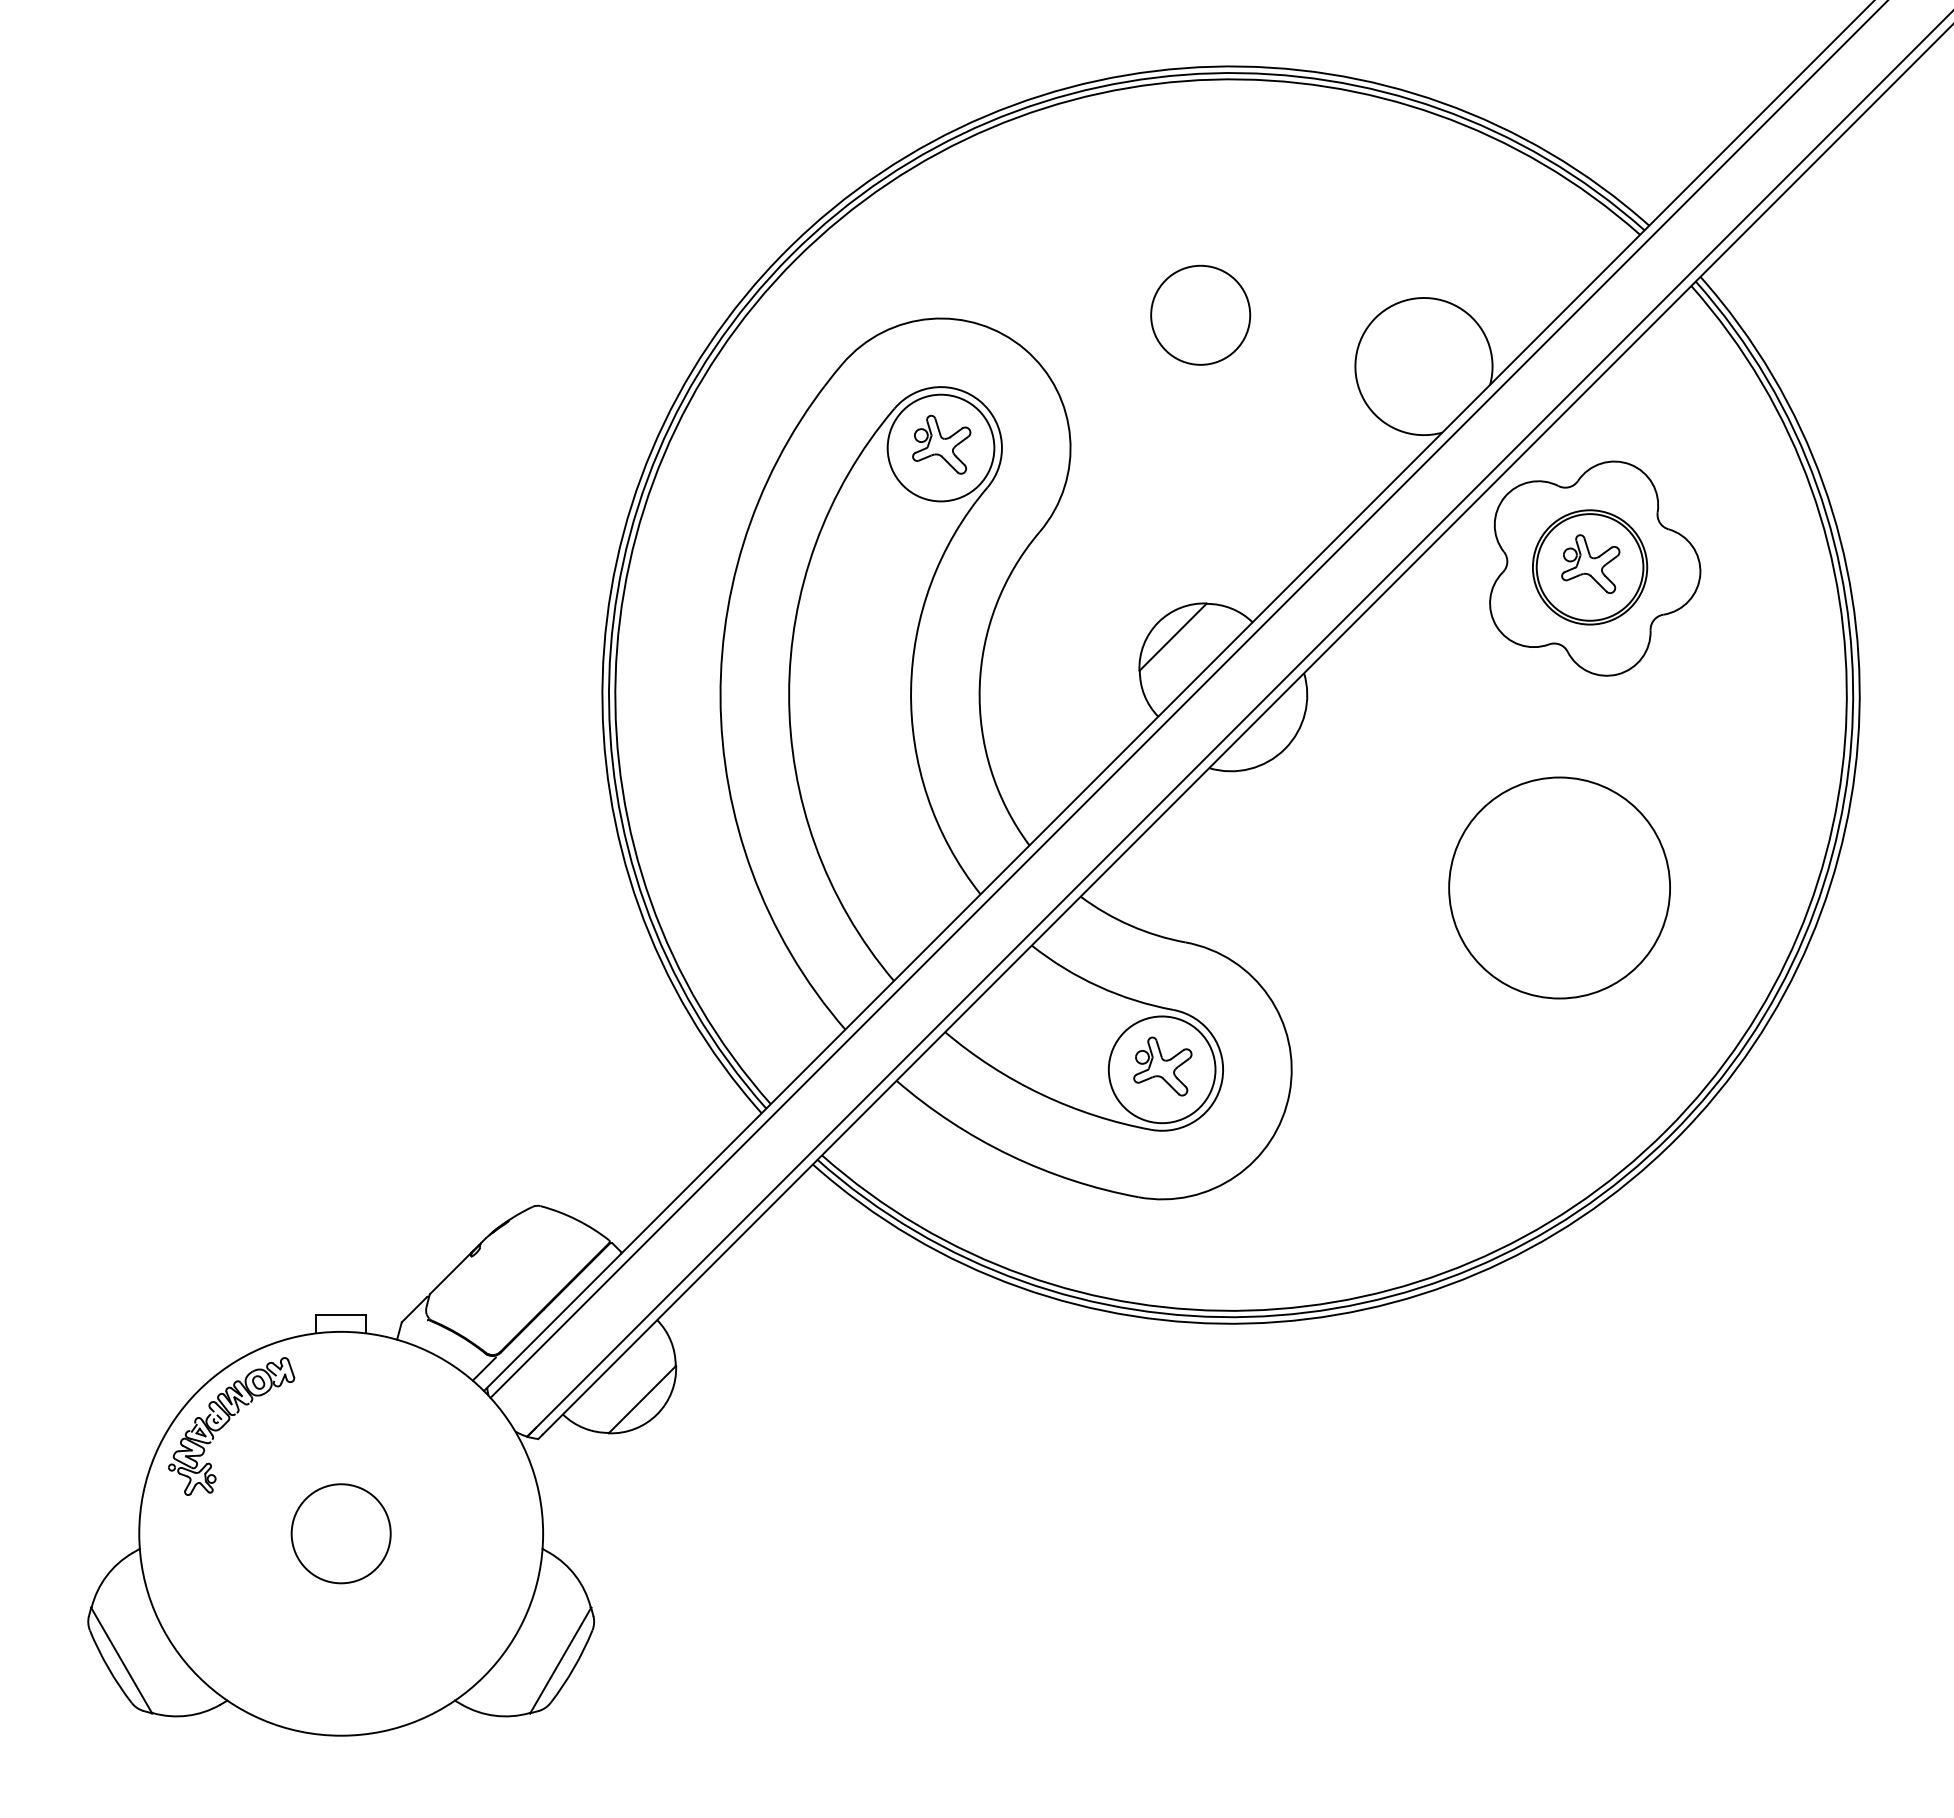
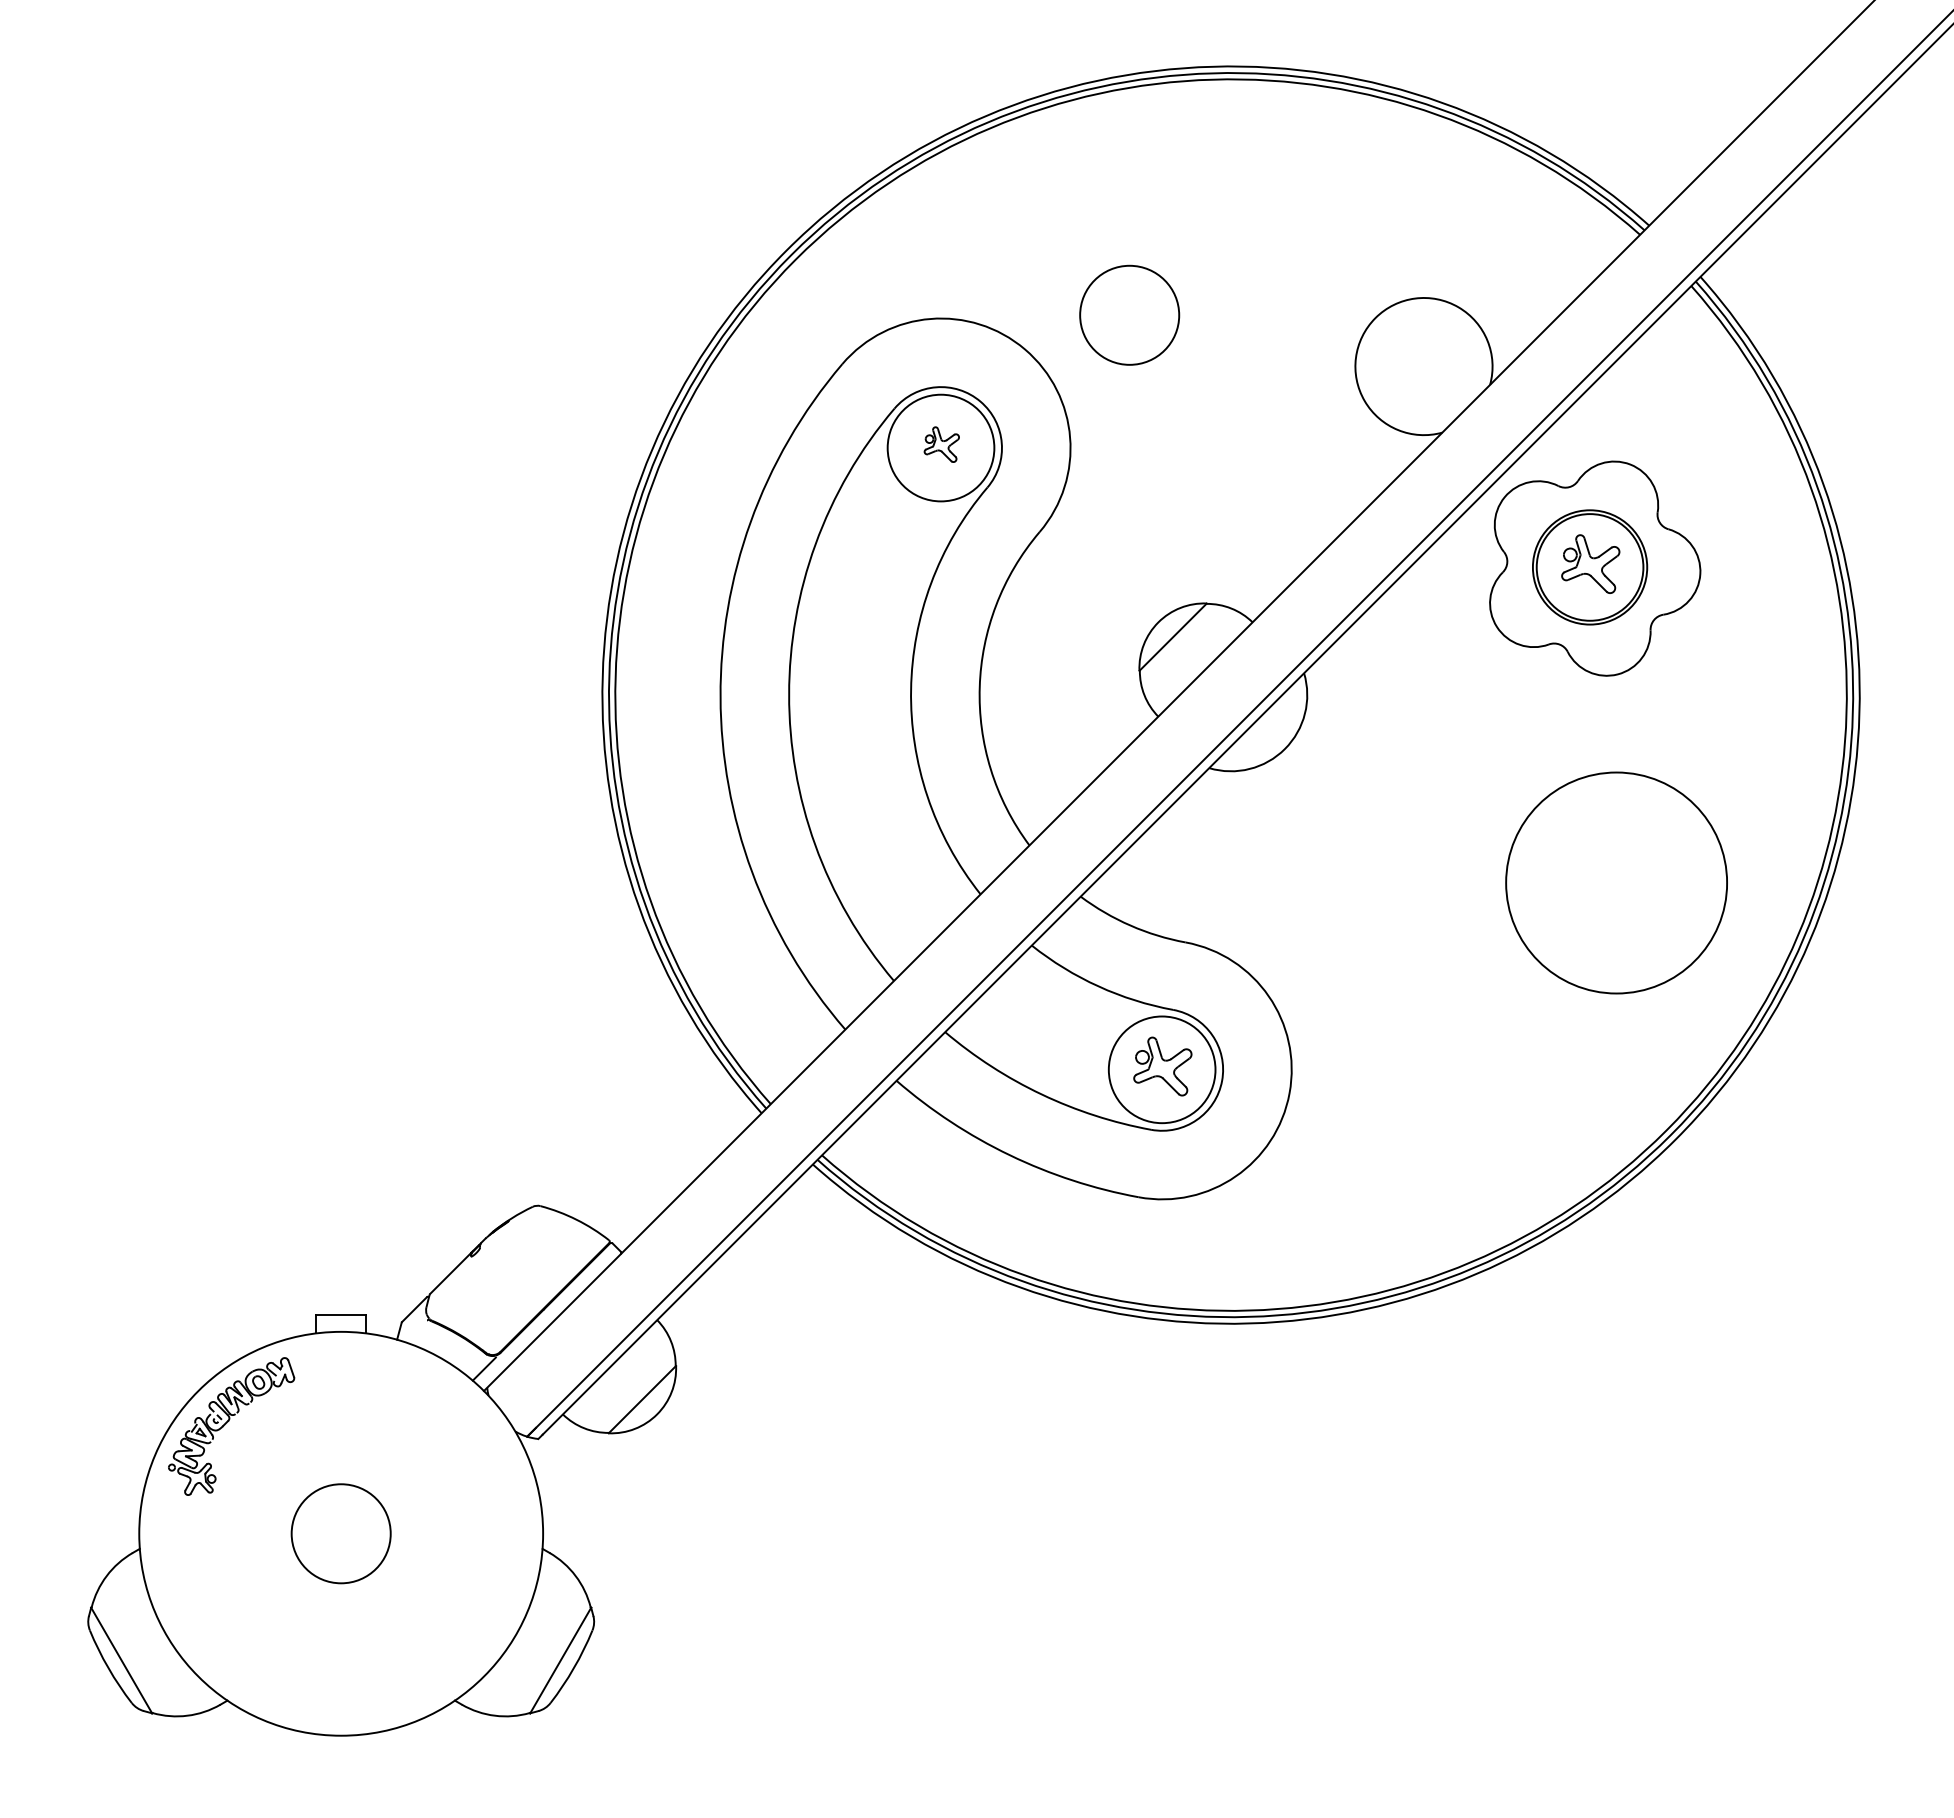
circle position: (1200, 314) -> (1129, 314) (1129, 314)
part size: 60x61 px -> 37x37 px (941, 444)
line: present -> none (1187, 699)
circle position: (1559, 887) -> (1616, 882) (1616, 882)
